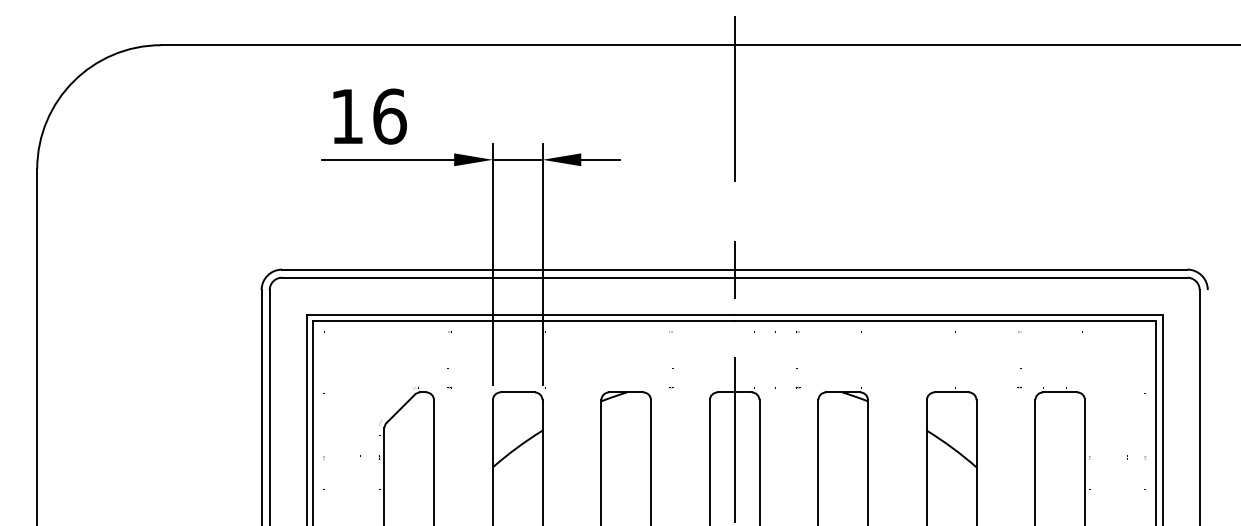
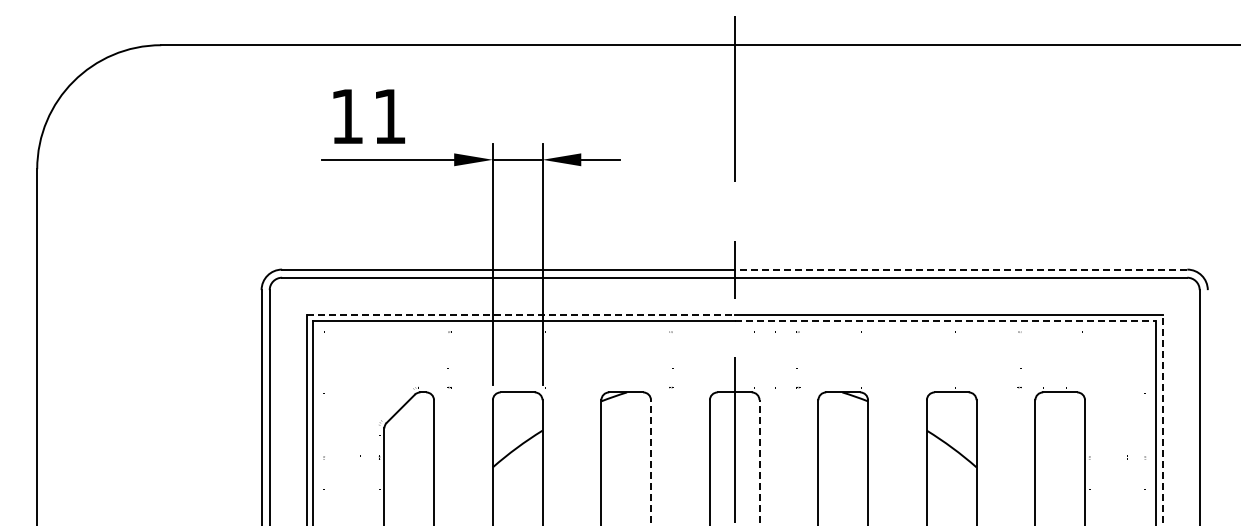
text: 16 -> 11 (389, 116)
line: solid -> dashed (960, 269)
line: solid -> dashed (520, 314)
line: solid -> dashed (945, 321)
line: solid -> dashed (1162, 419)
line: solid -> dashed (651, 462)
line: solid -> dashed (759, 462)
